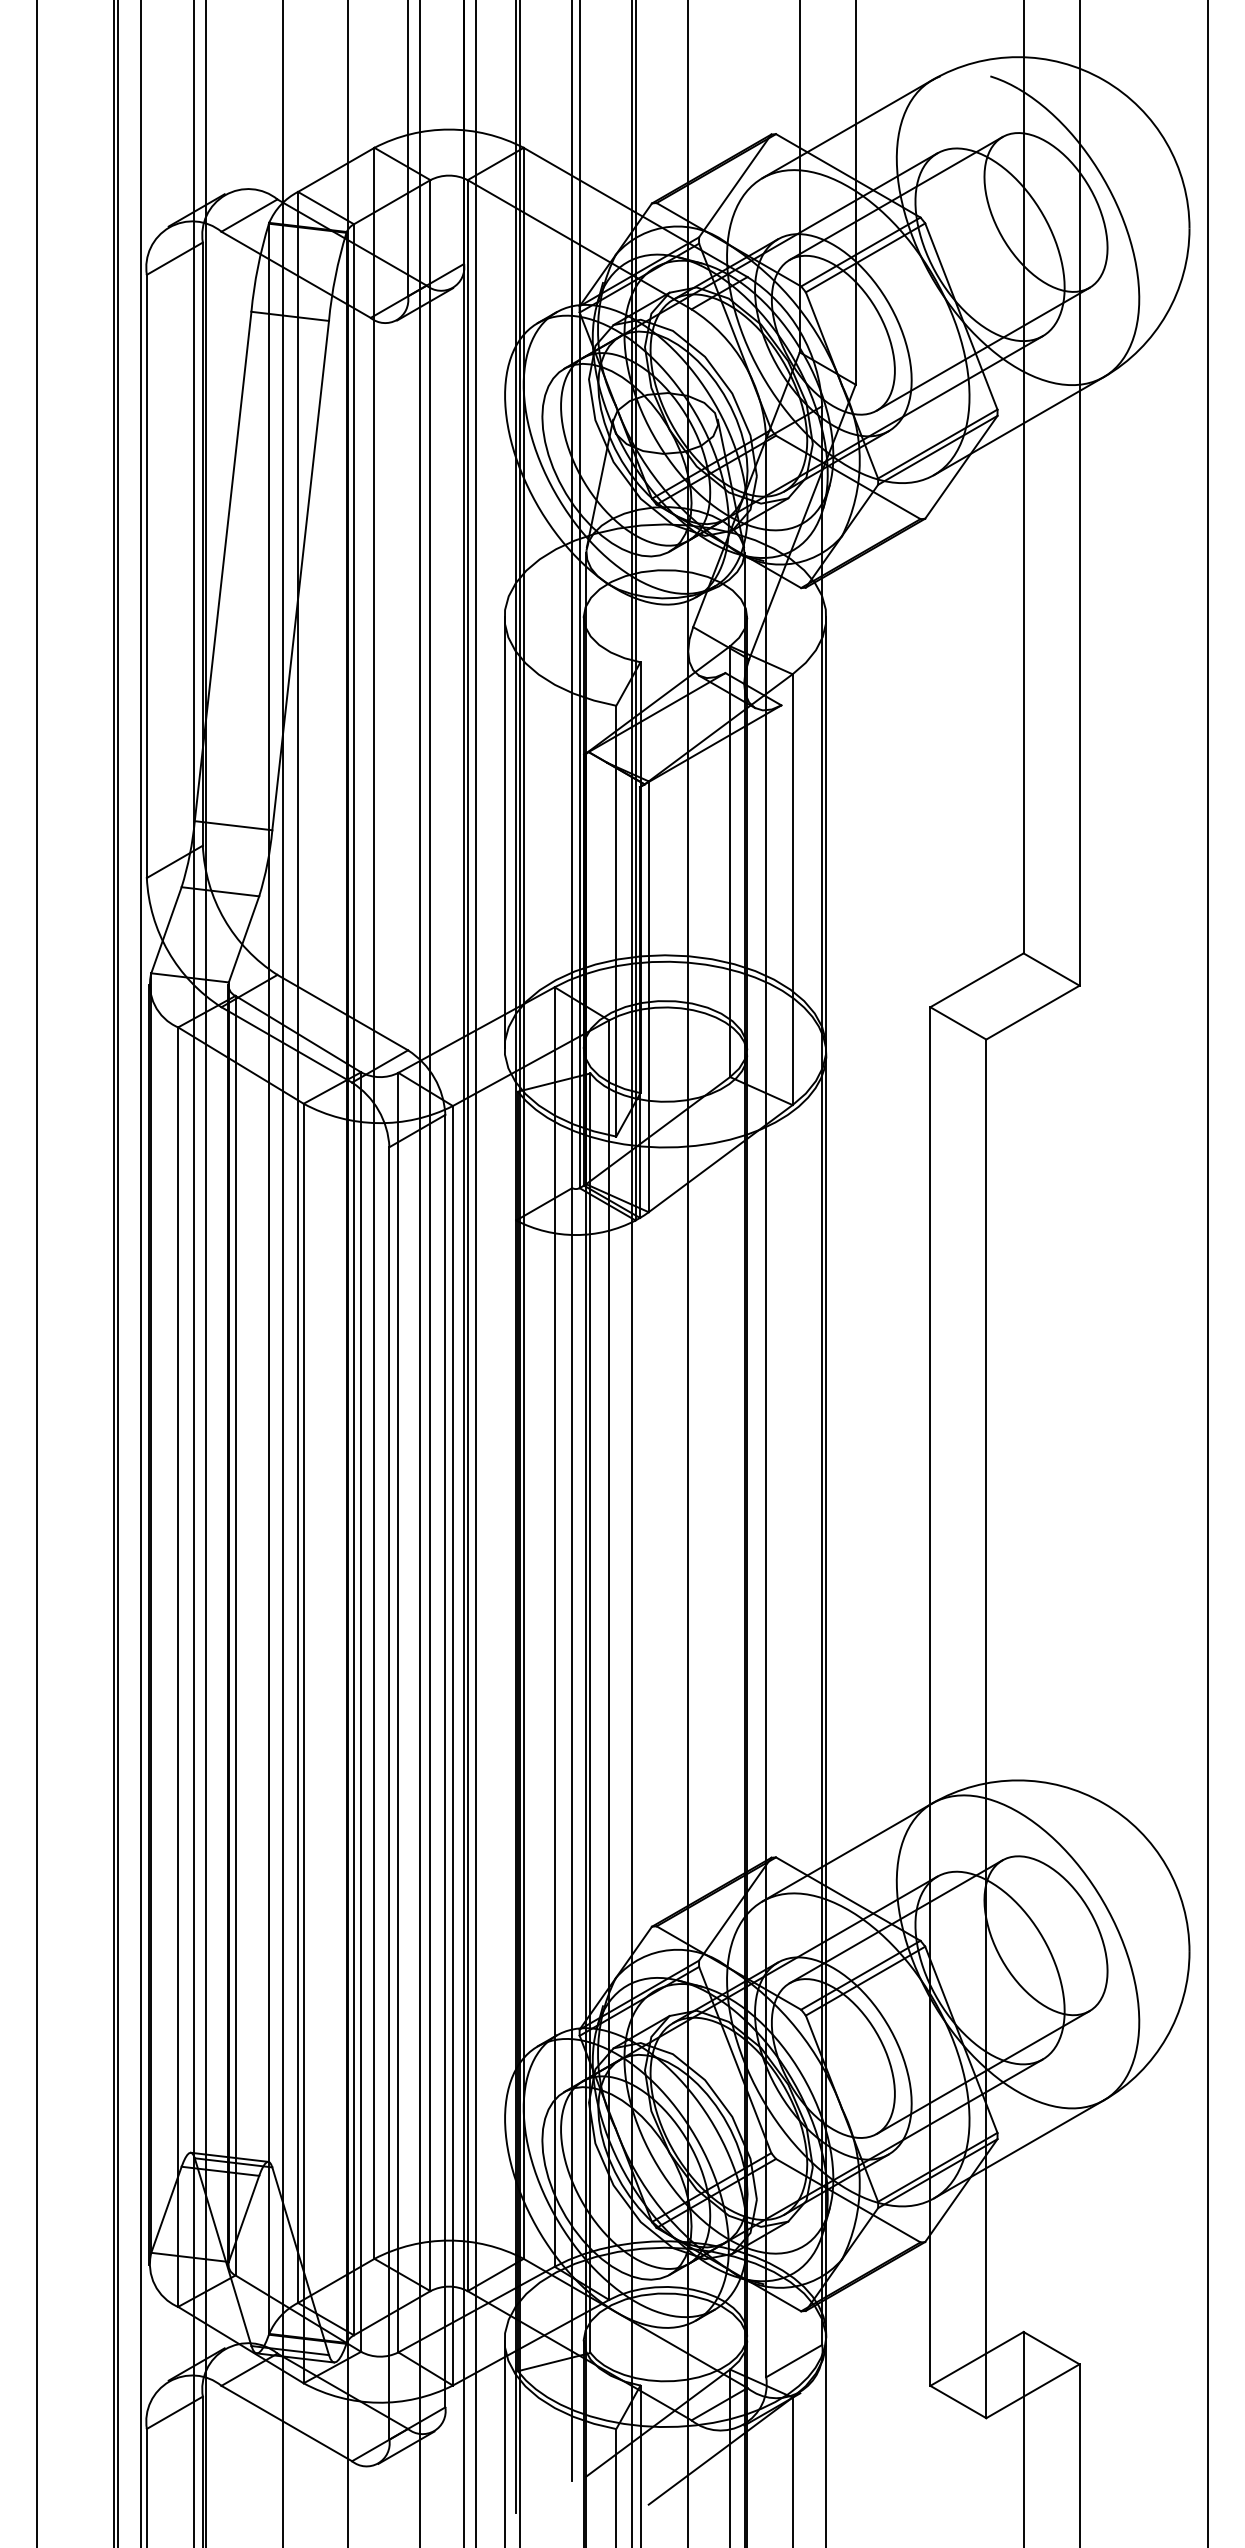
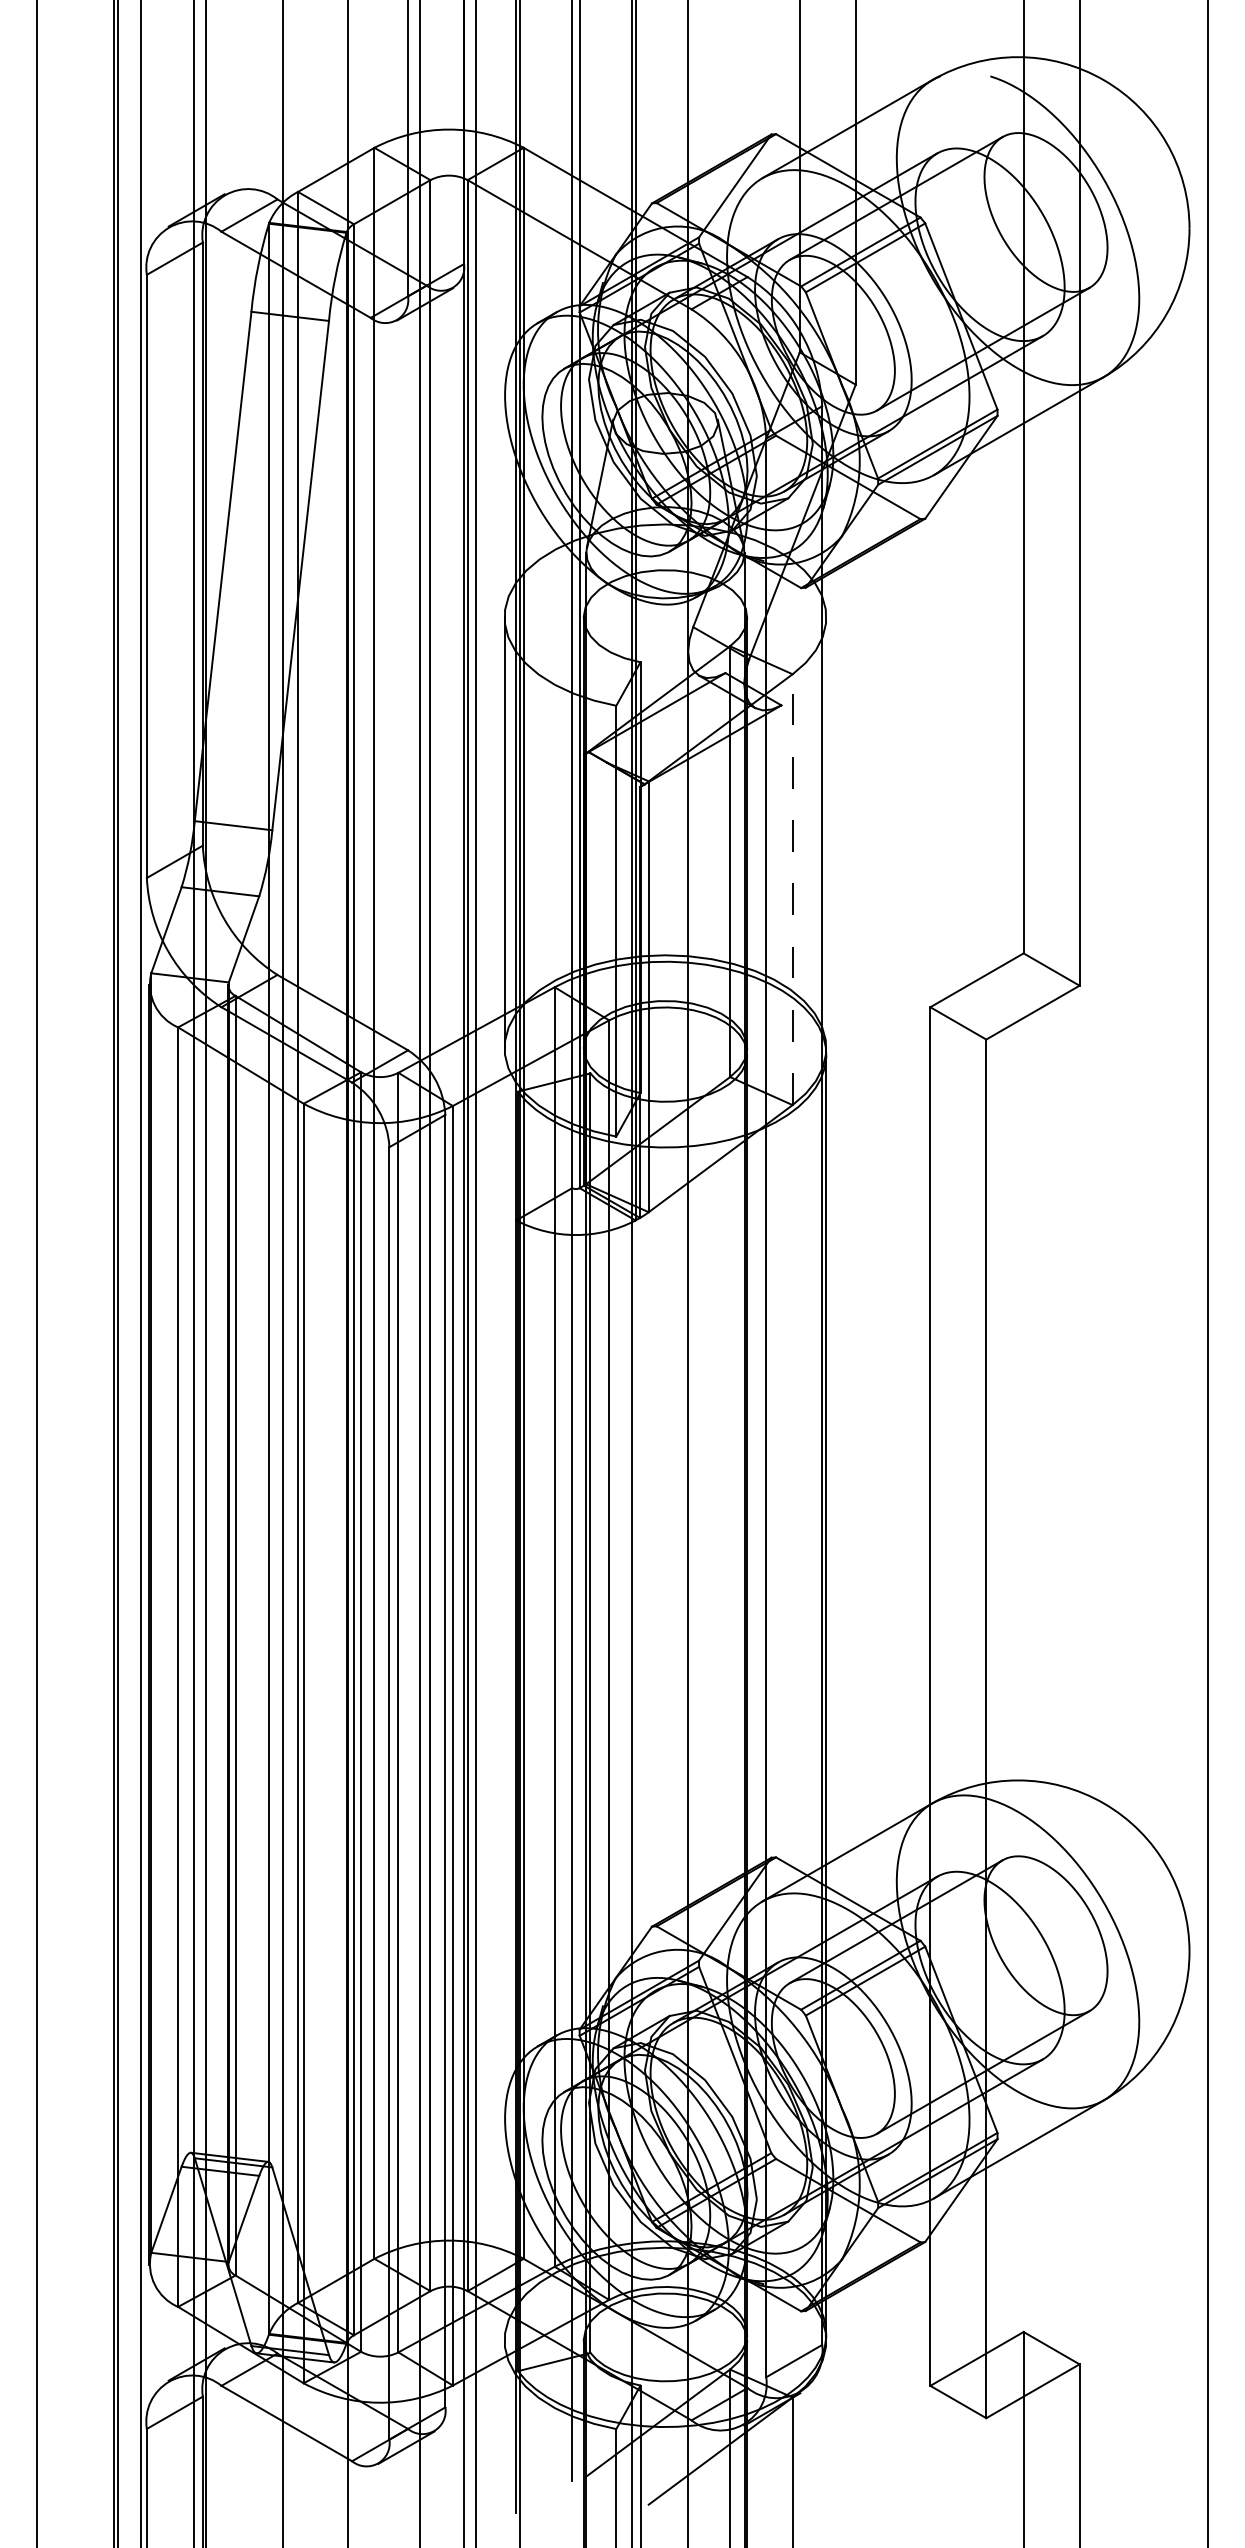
line: present -> none (826, 832)
line: solid -> dashed (792, 889)
line: present -> none (504, 2442)
line: present -> none (826, 2442)
